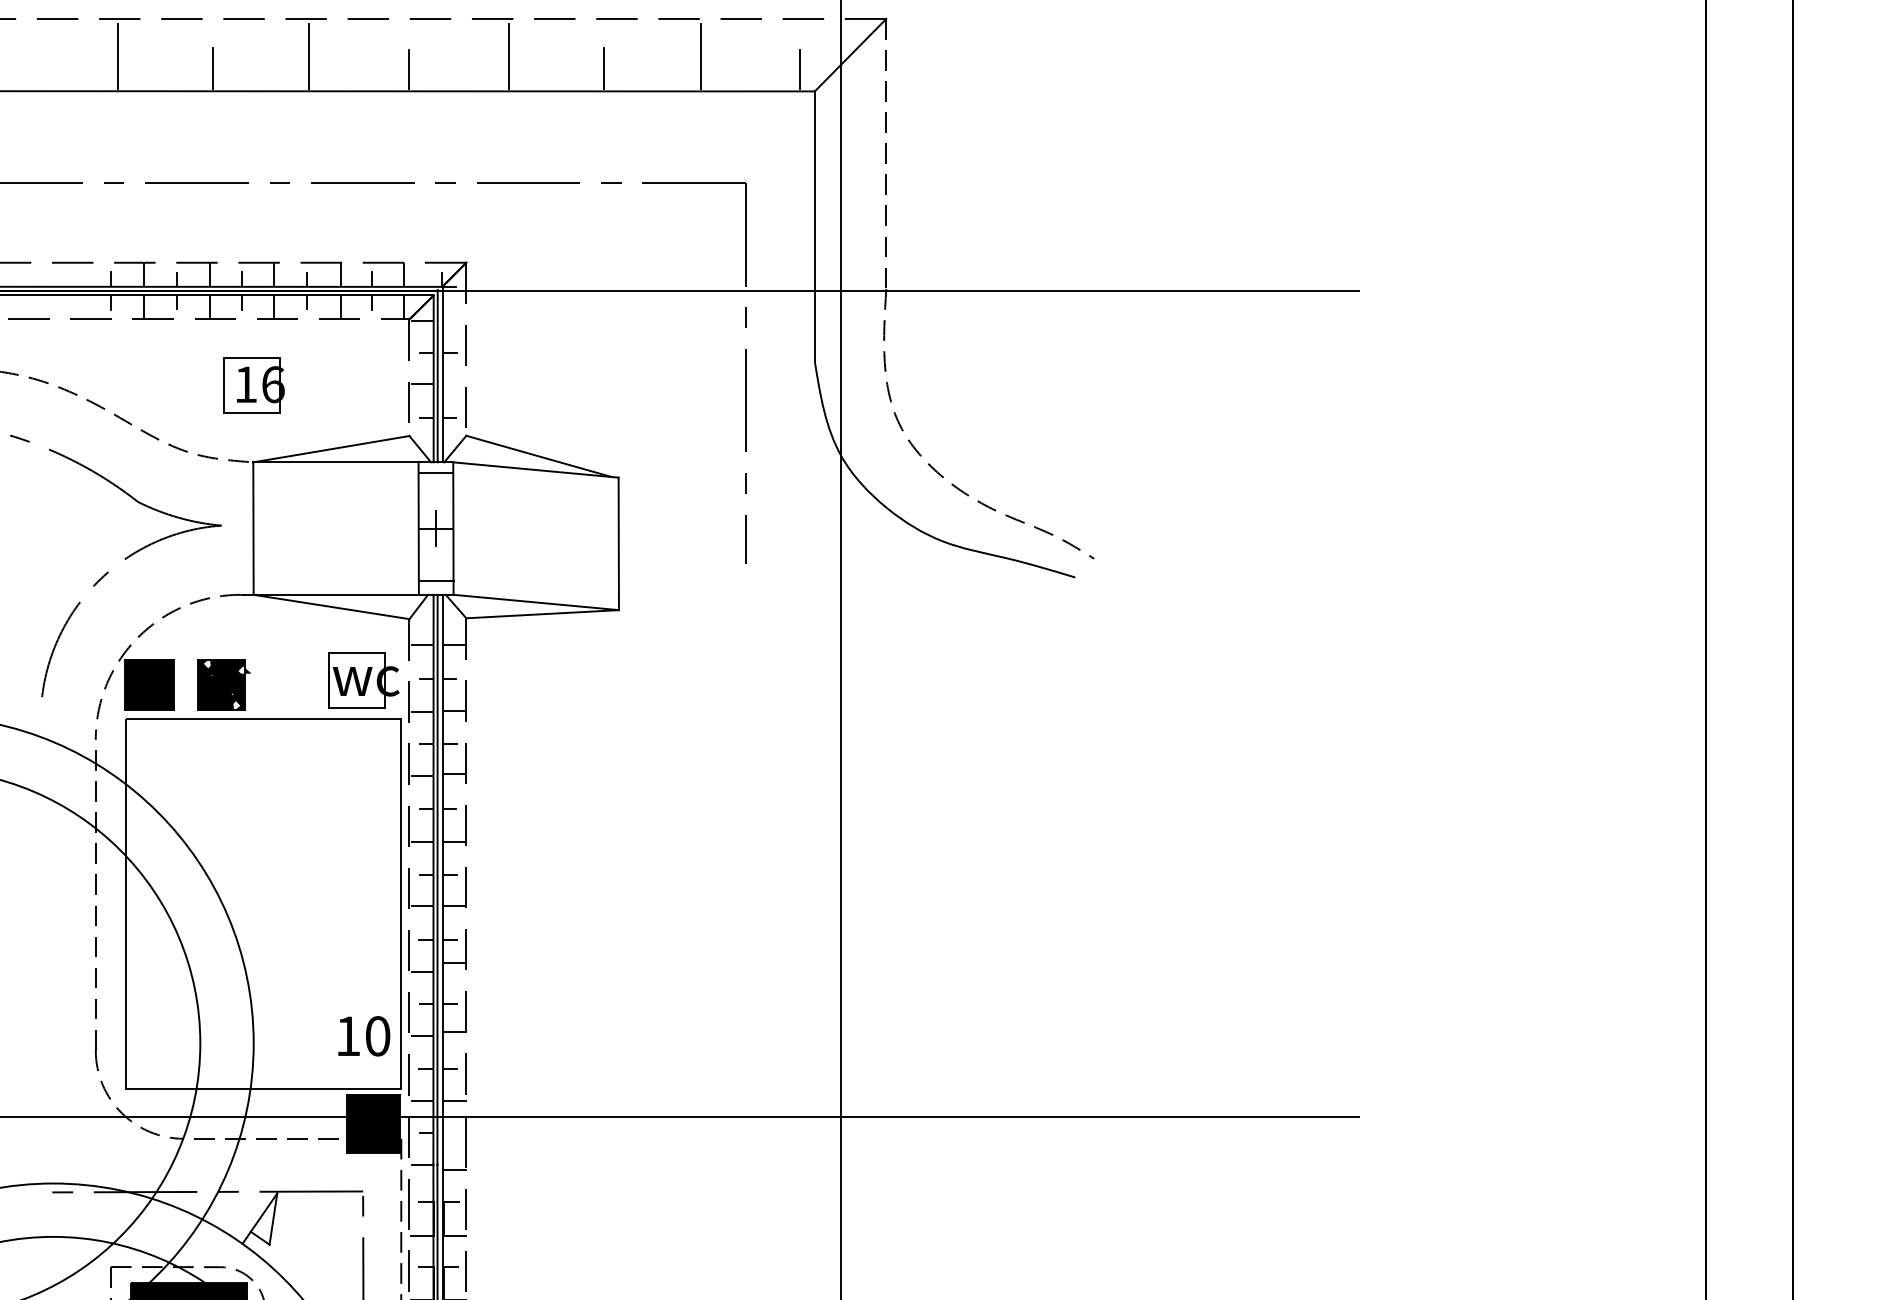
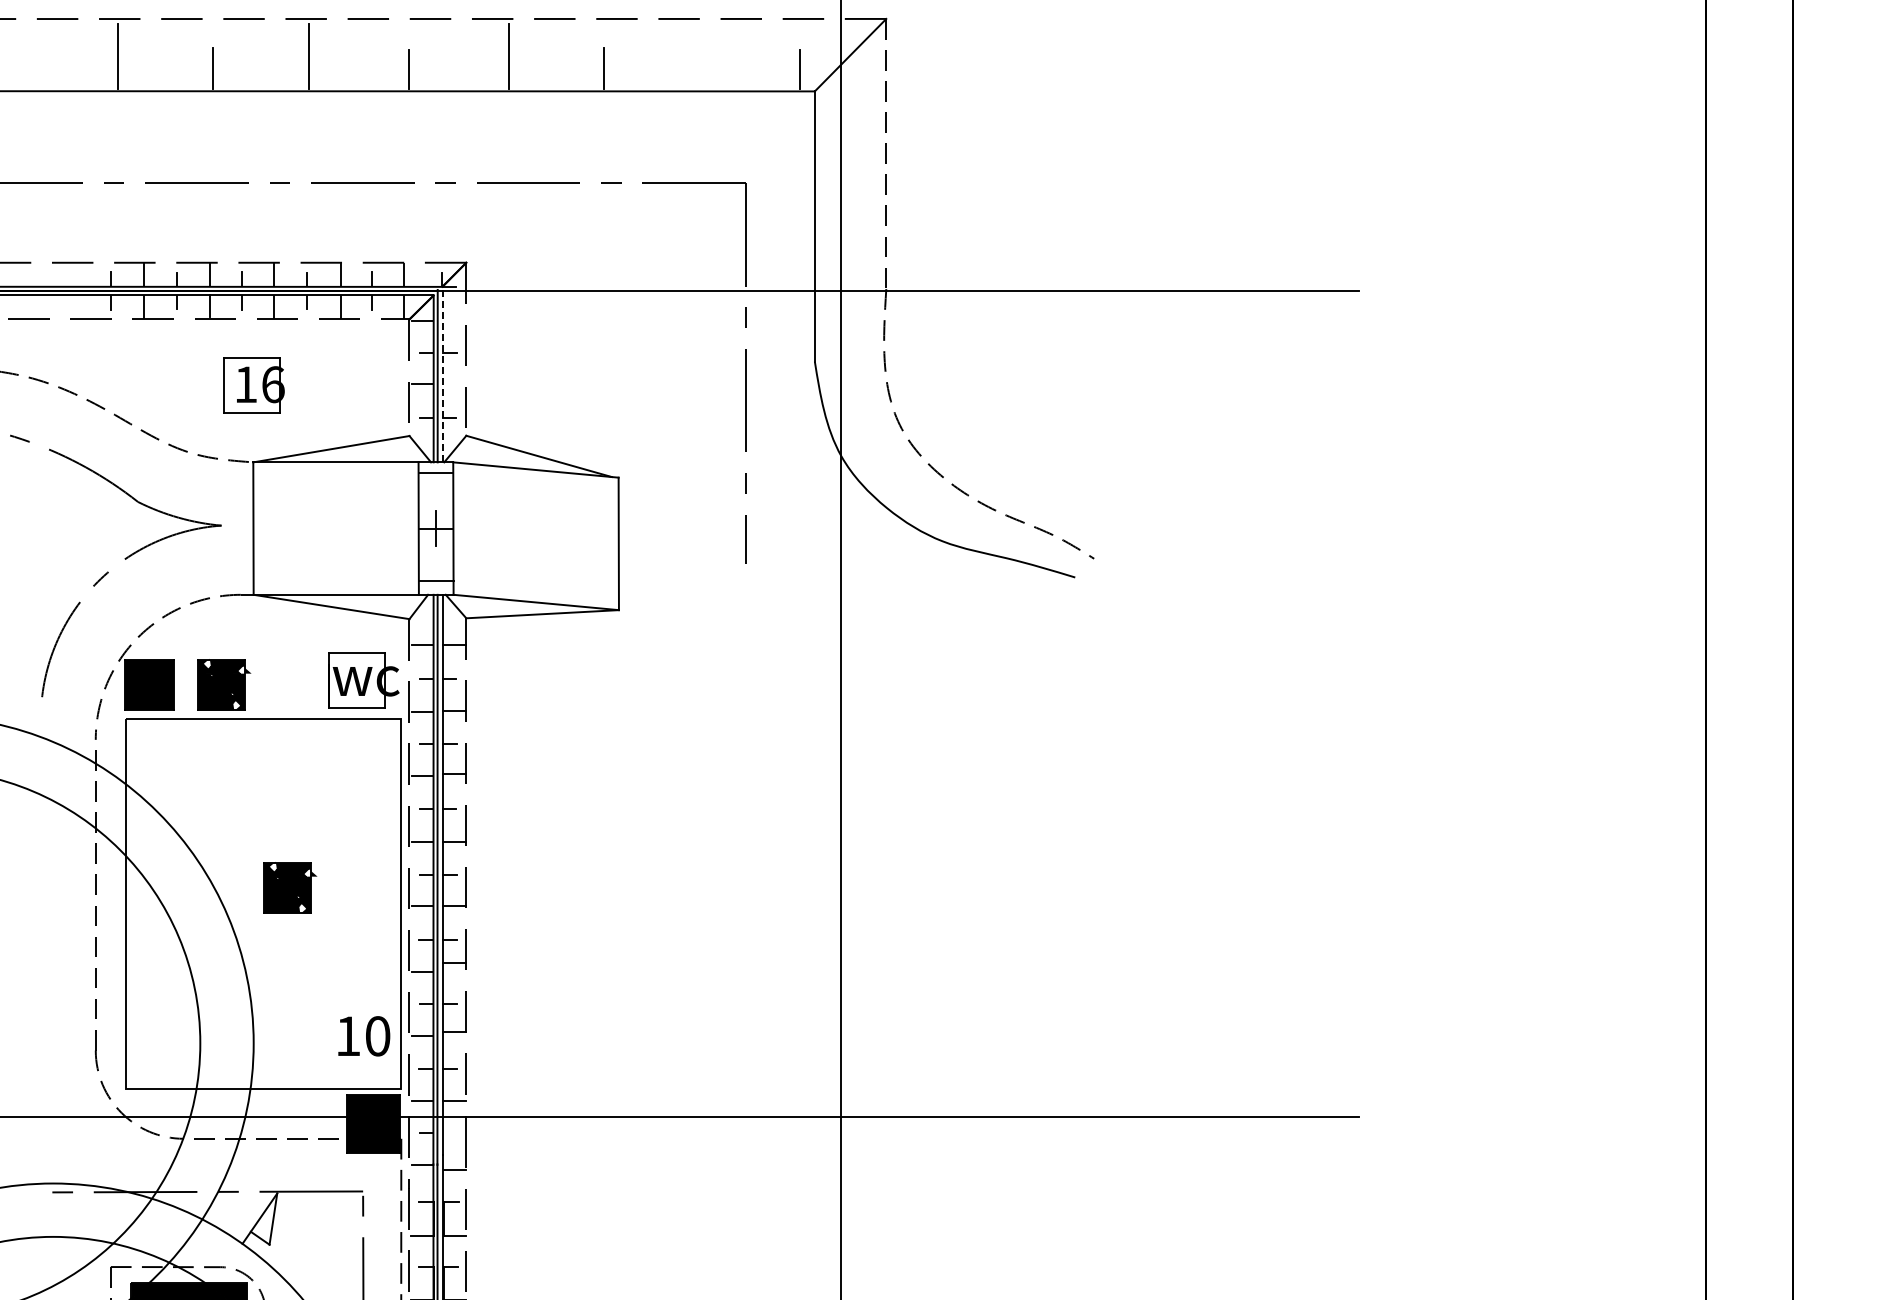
line: present -> none (700, 56)
line: solid -> dashed (443, 373)
part: none -> present (290, 887)
